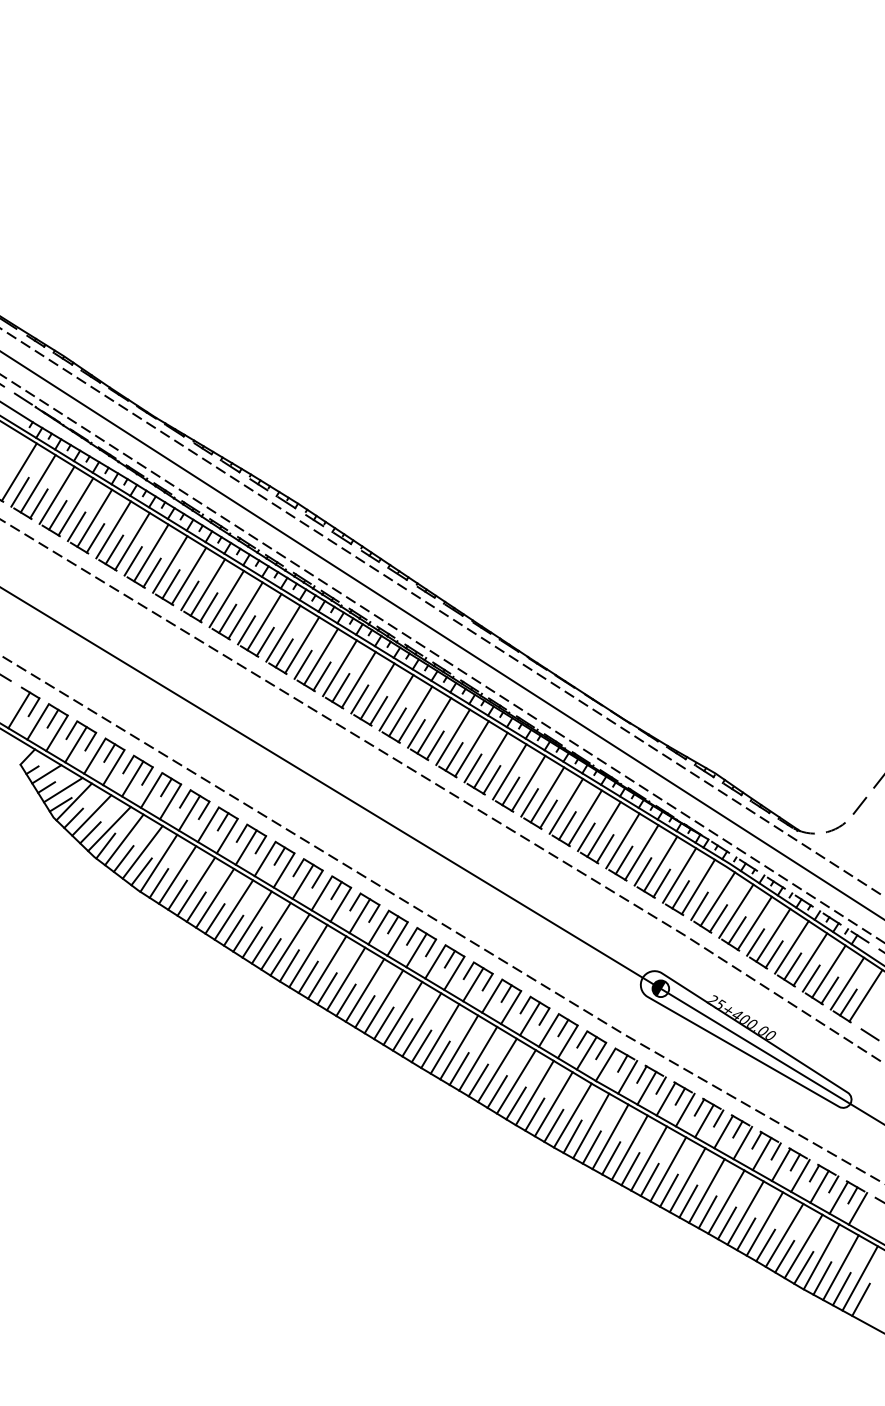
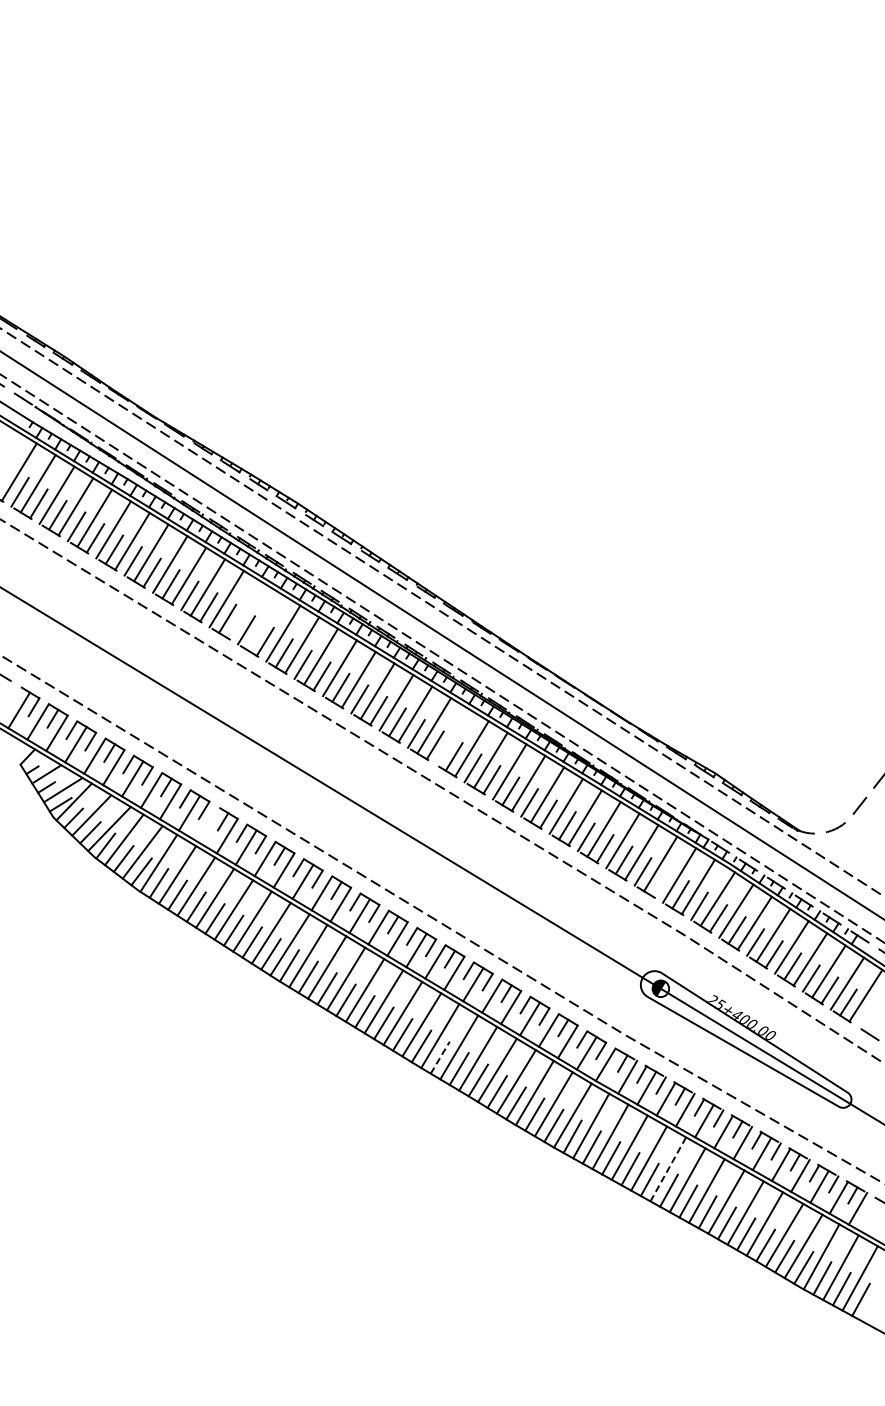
line: present -> none (245, 610)
line: present -> none (264, 622)
line: present -> none (452, 736)
line: present -> none (207, 824)
line: present -> none (661, 883)
line: solid -> dashed (440, 1057)
line: solid -> dashed (668, 1169)
